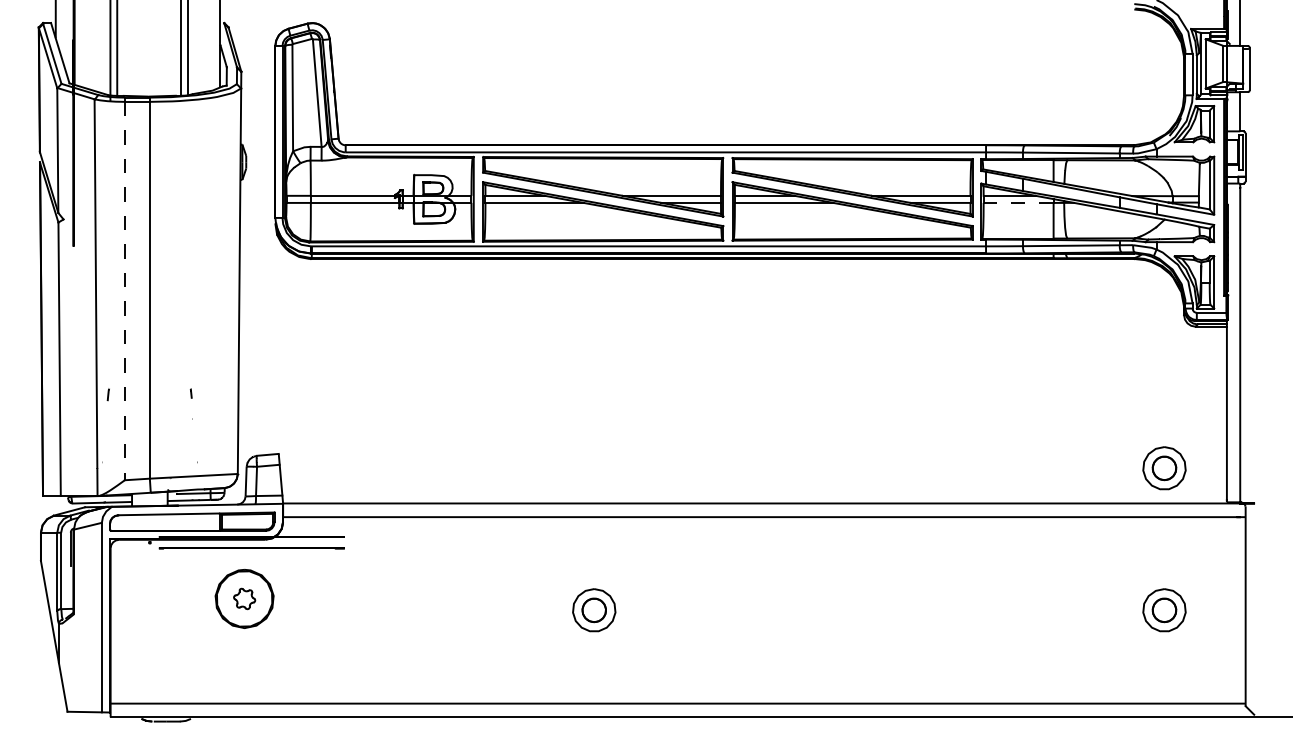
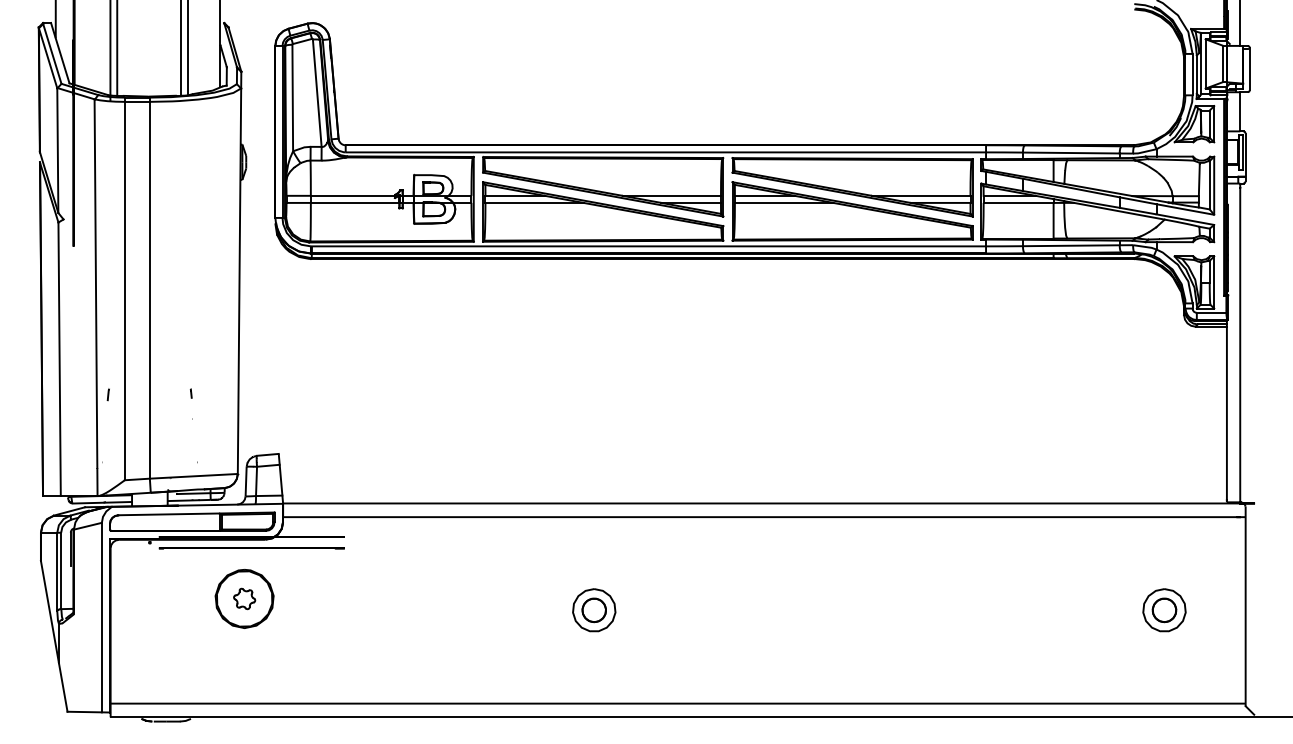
line: dashed -> solid (1018, 202)
line: dashed -> solid (124, 291)
part: present -> none (1164, 468)
